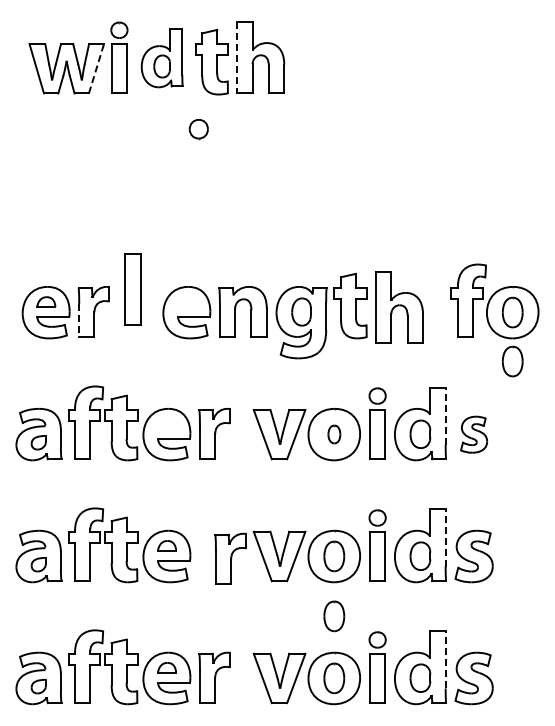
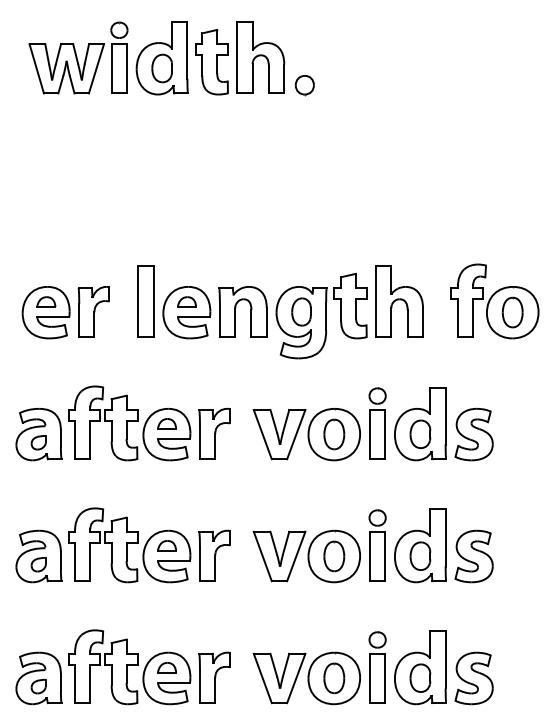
line: dashed -> solid (237, 57)
part size: 44x61 px -> 54x75 px (161, 58)
line: dashed -> solid (96, 68)
part position: (198, 129) -> (304, 85) (304, 85)
part position: (132, 289) -> (145, 301) (145, 301)
part: none -> present (186, 301)
part position: (399, 307) -> (399, 301) (399, 301)
line: dashed -> solid (79, 320)
part: present -> none (512, 361)
line: dashed -> solid (445, 415)
part: none -> present (166, 423)
part size: 15x21 px -> 23x33 px (334, 434)
part size: 28x39 px -> 40x54 px (473, 434)
line: dashed -> solid (445, 537)
part position: (230, 558) -> (214, 555) (214, 555)
part: present -> none (334, 616)
line: dashed -> solid (445, 659)
